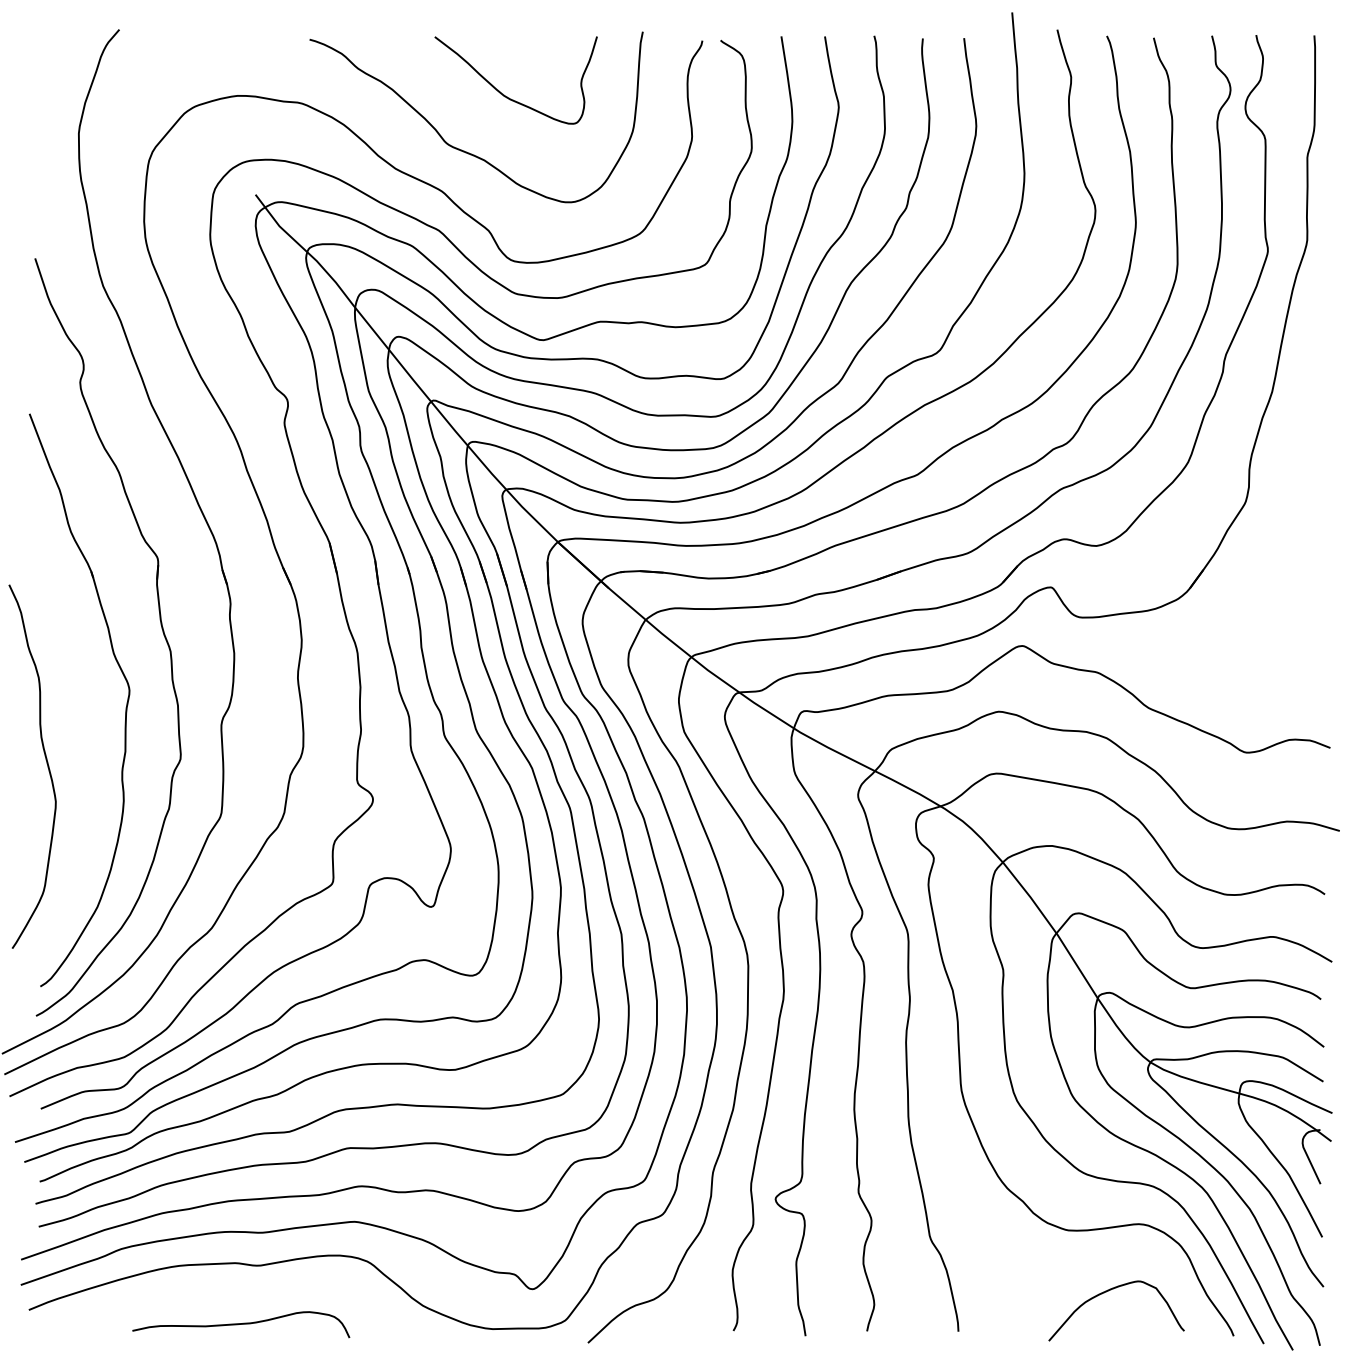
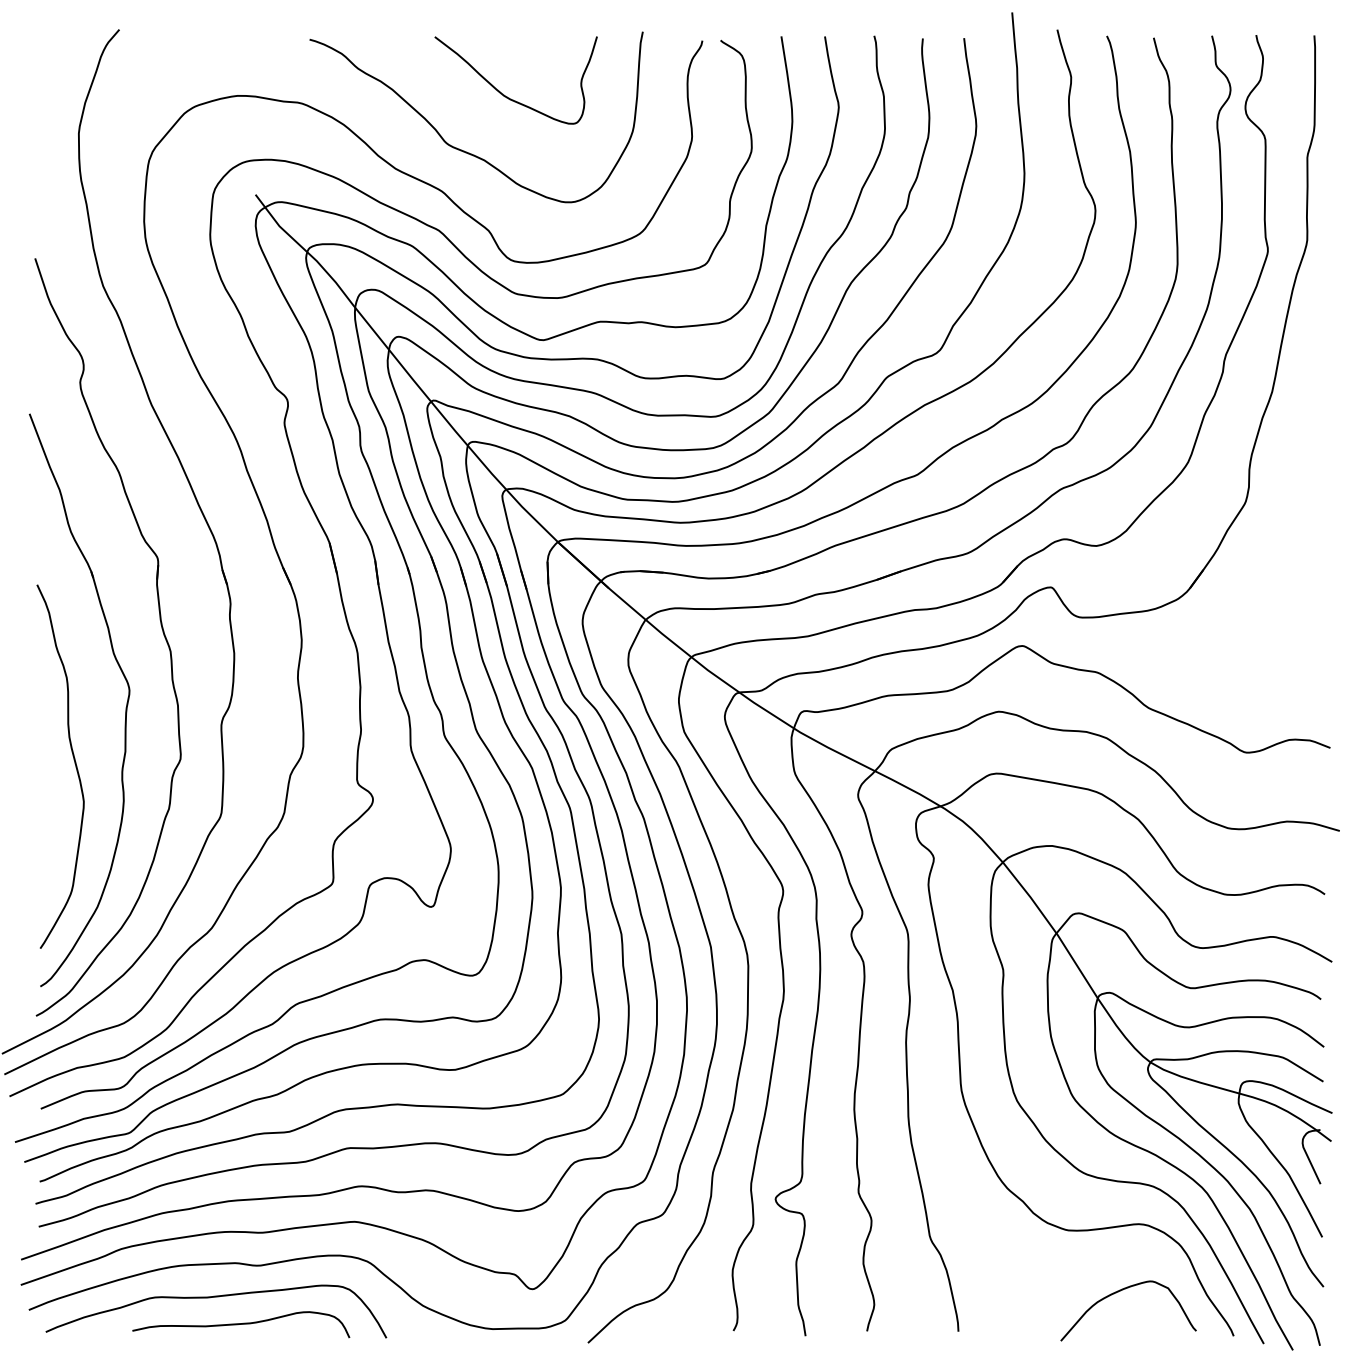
curve position: (45, 760) -> (73, 760) (73, 760)
curve position: (1106, 1292) -> (1118, 1292) (1118, 1292)
curve: none -> present (216, 1297)
